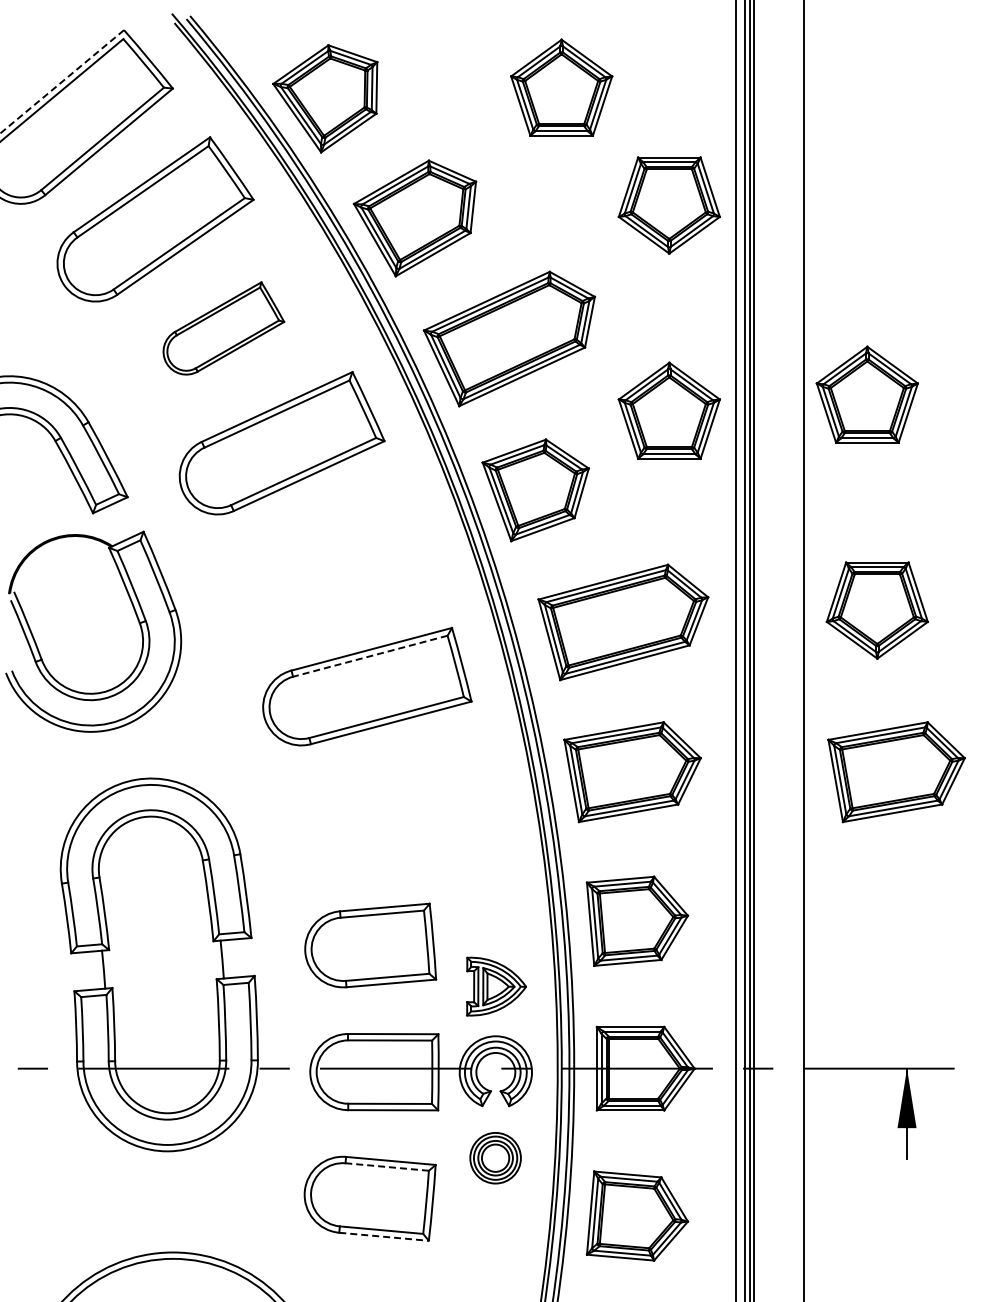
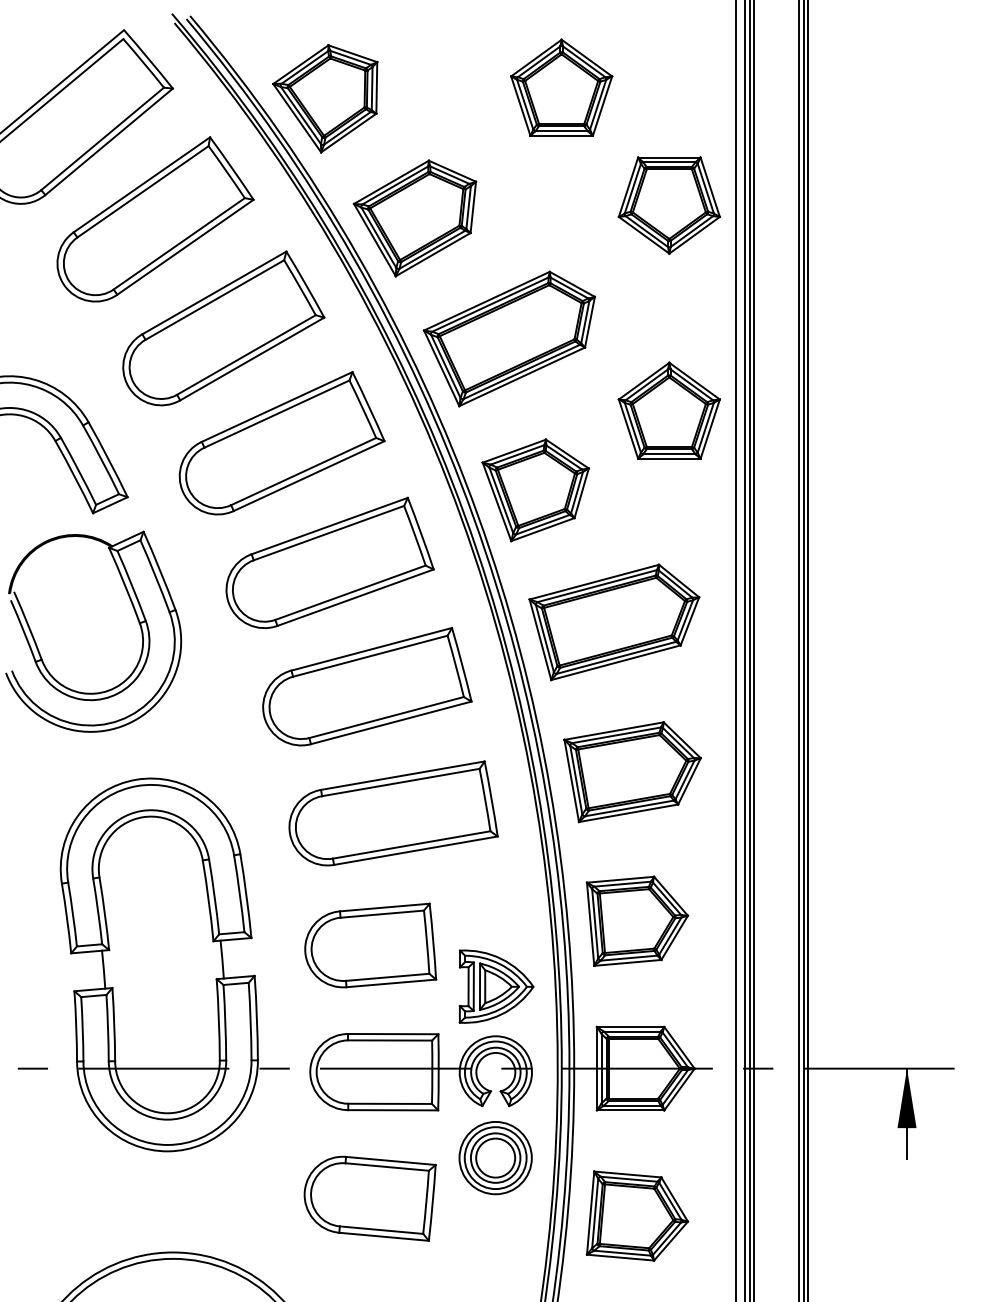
line: dashed -> solid (62, 81)
part size: 124x95 px -> 204x157 px (223, 328)
part: present -> none (866, 394)
part: none -> present (329, 562)
part: present -> none (876, 610)
part position: (623, 622) -> (614, 622) (614, 622)
line: none -> present (798, 650)
line: none -> present (807, 650)
line: dashed -> solid (370, 656)
part: present -> none (896, 772)
part: none -> present (393, 813)
part size: 61x61 px -> 77x75 px (496, 986)
part size: 53x53 px -> 75x75 px (495, 1158)
line: dashed -> solid (387, 1167)
line: dashed -> solid (384, 1236)
